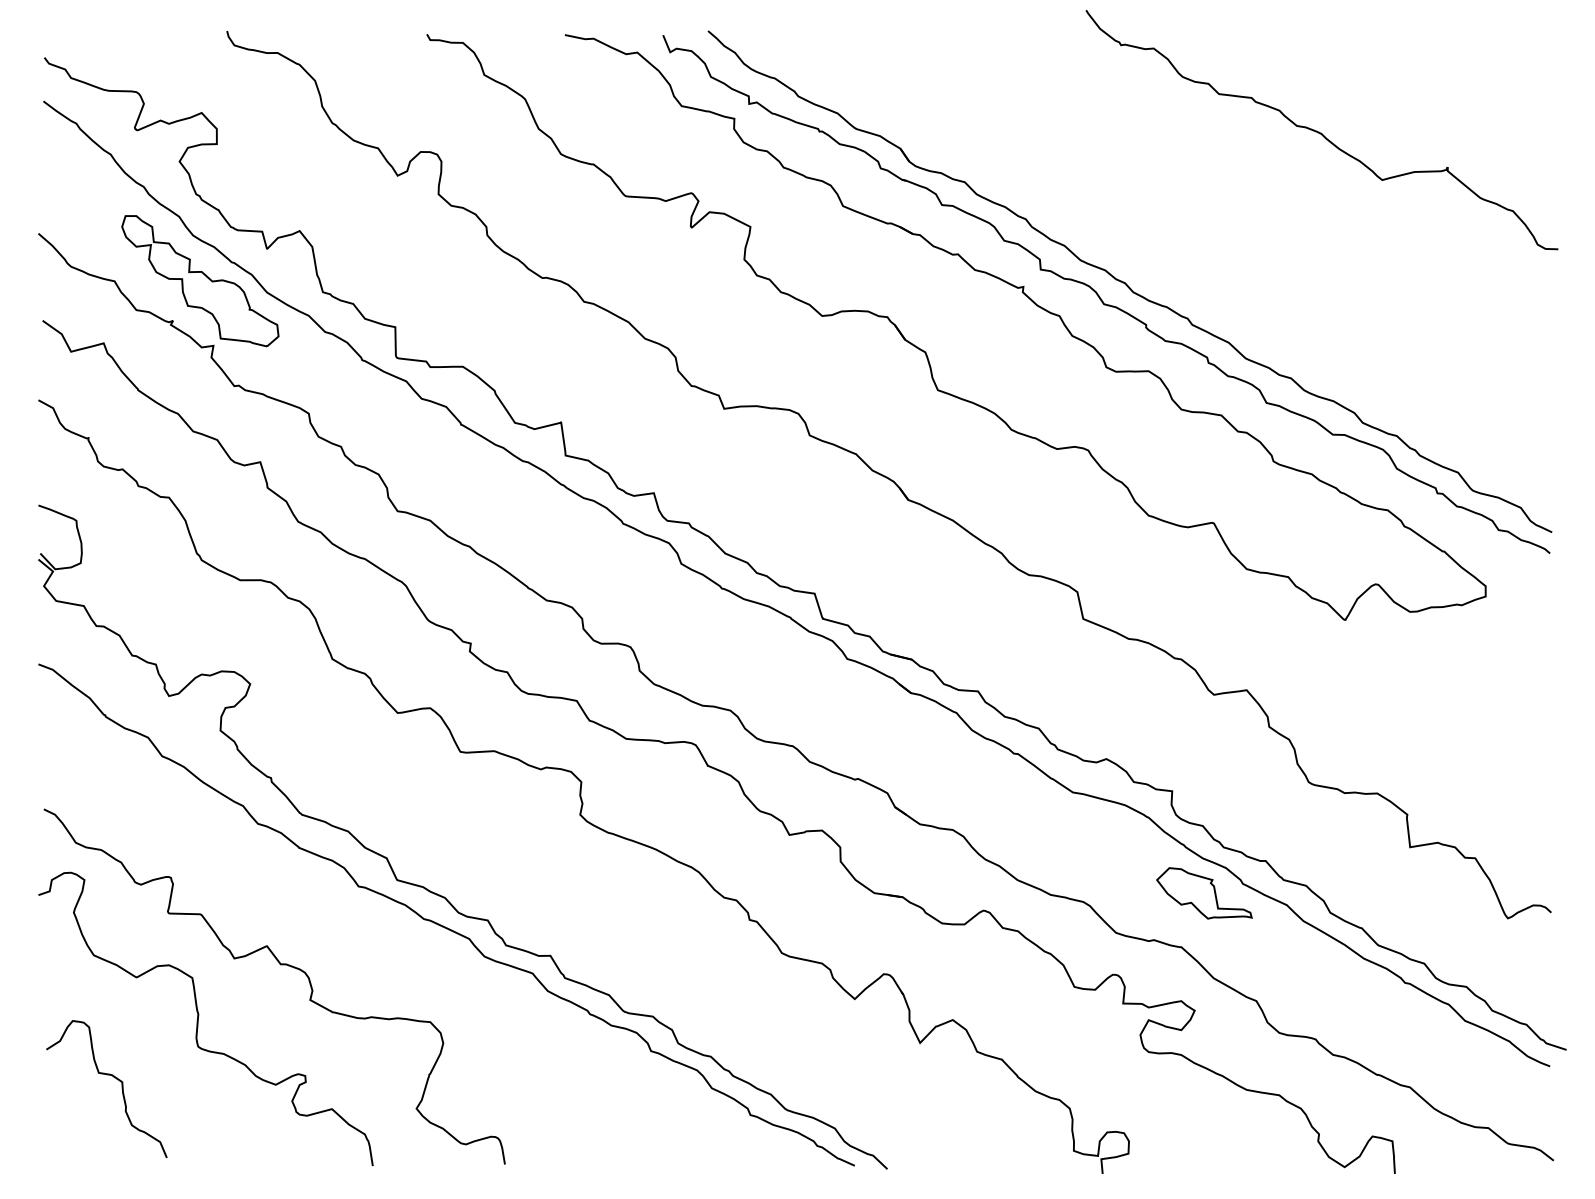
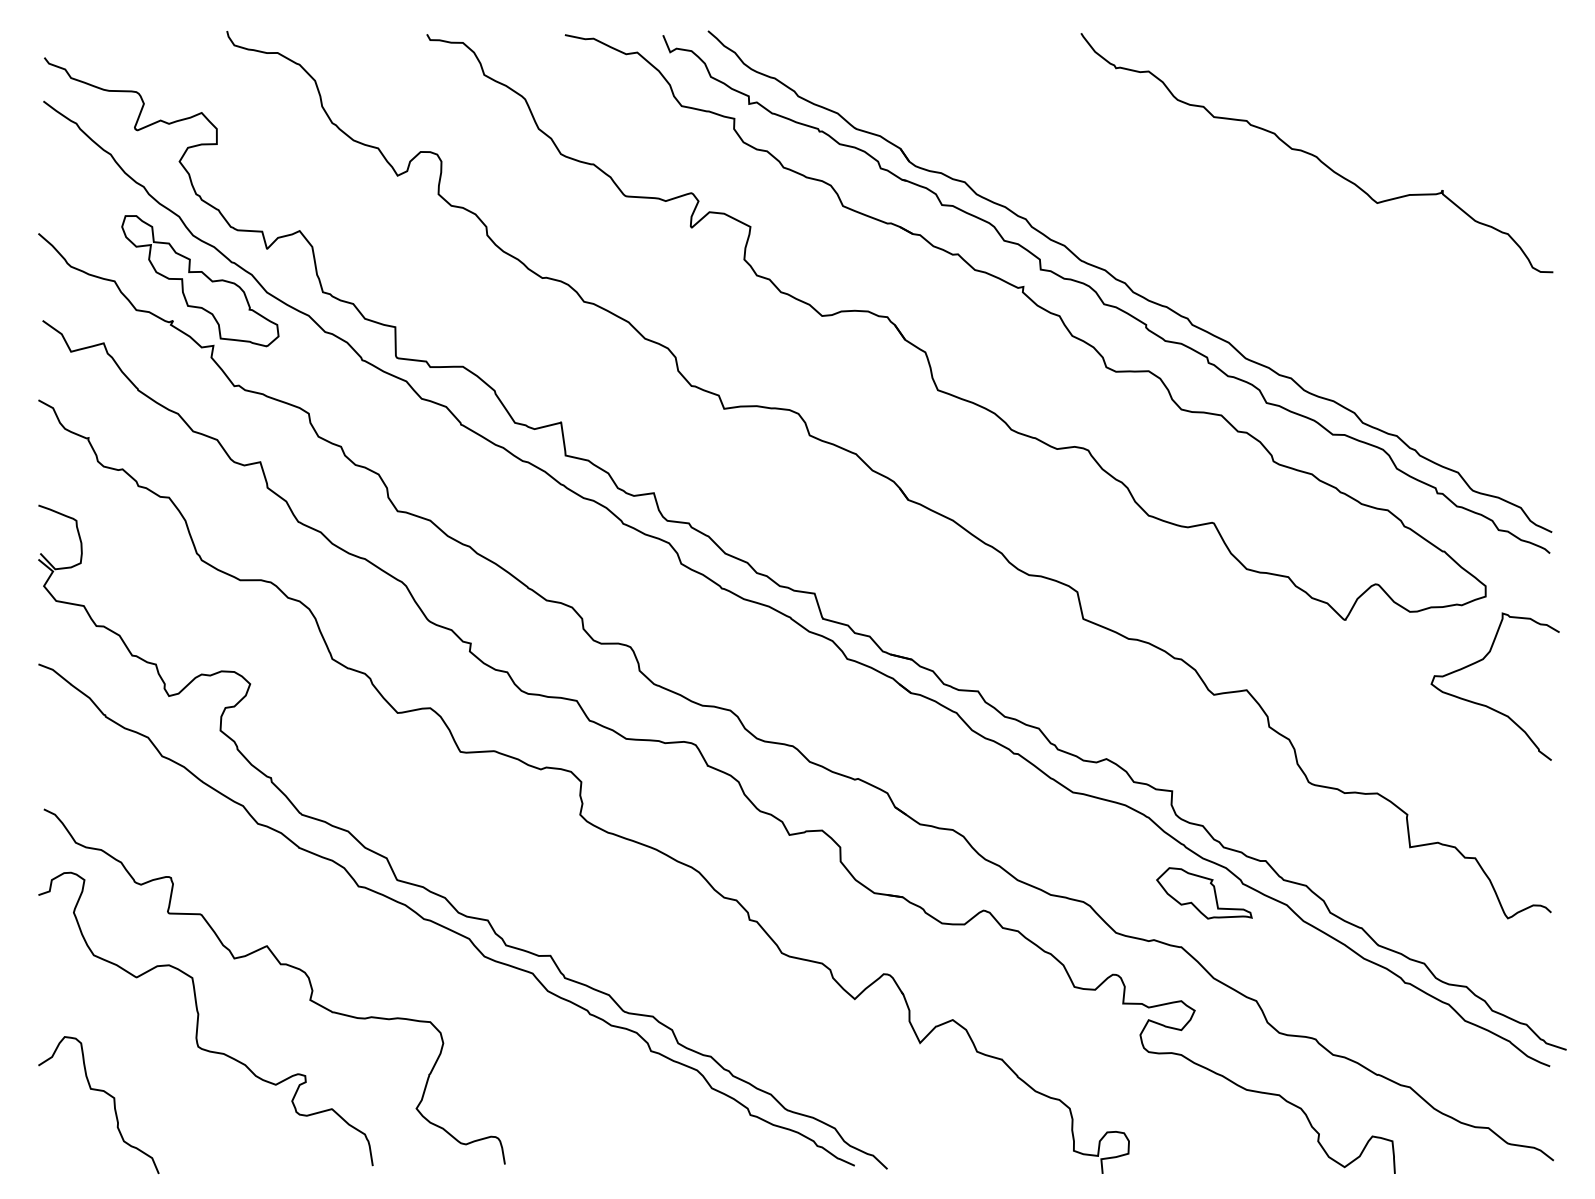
curve position: (1321, 132) -> (1316, 155) (1316, 155)
curve: none -> present (1487, 705)
curve position: (113, 1077) -> (105, 1093) (105, 1093)
